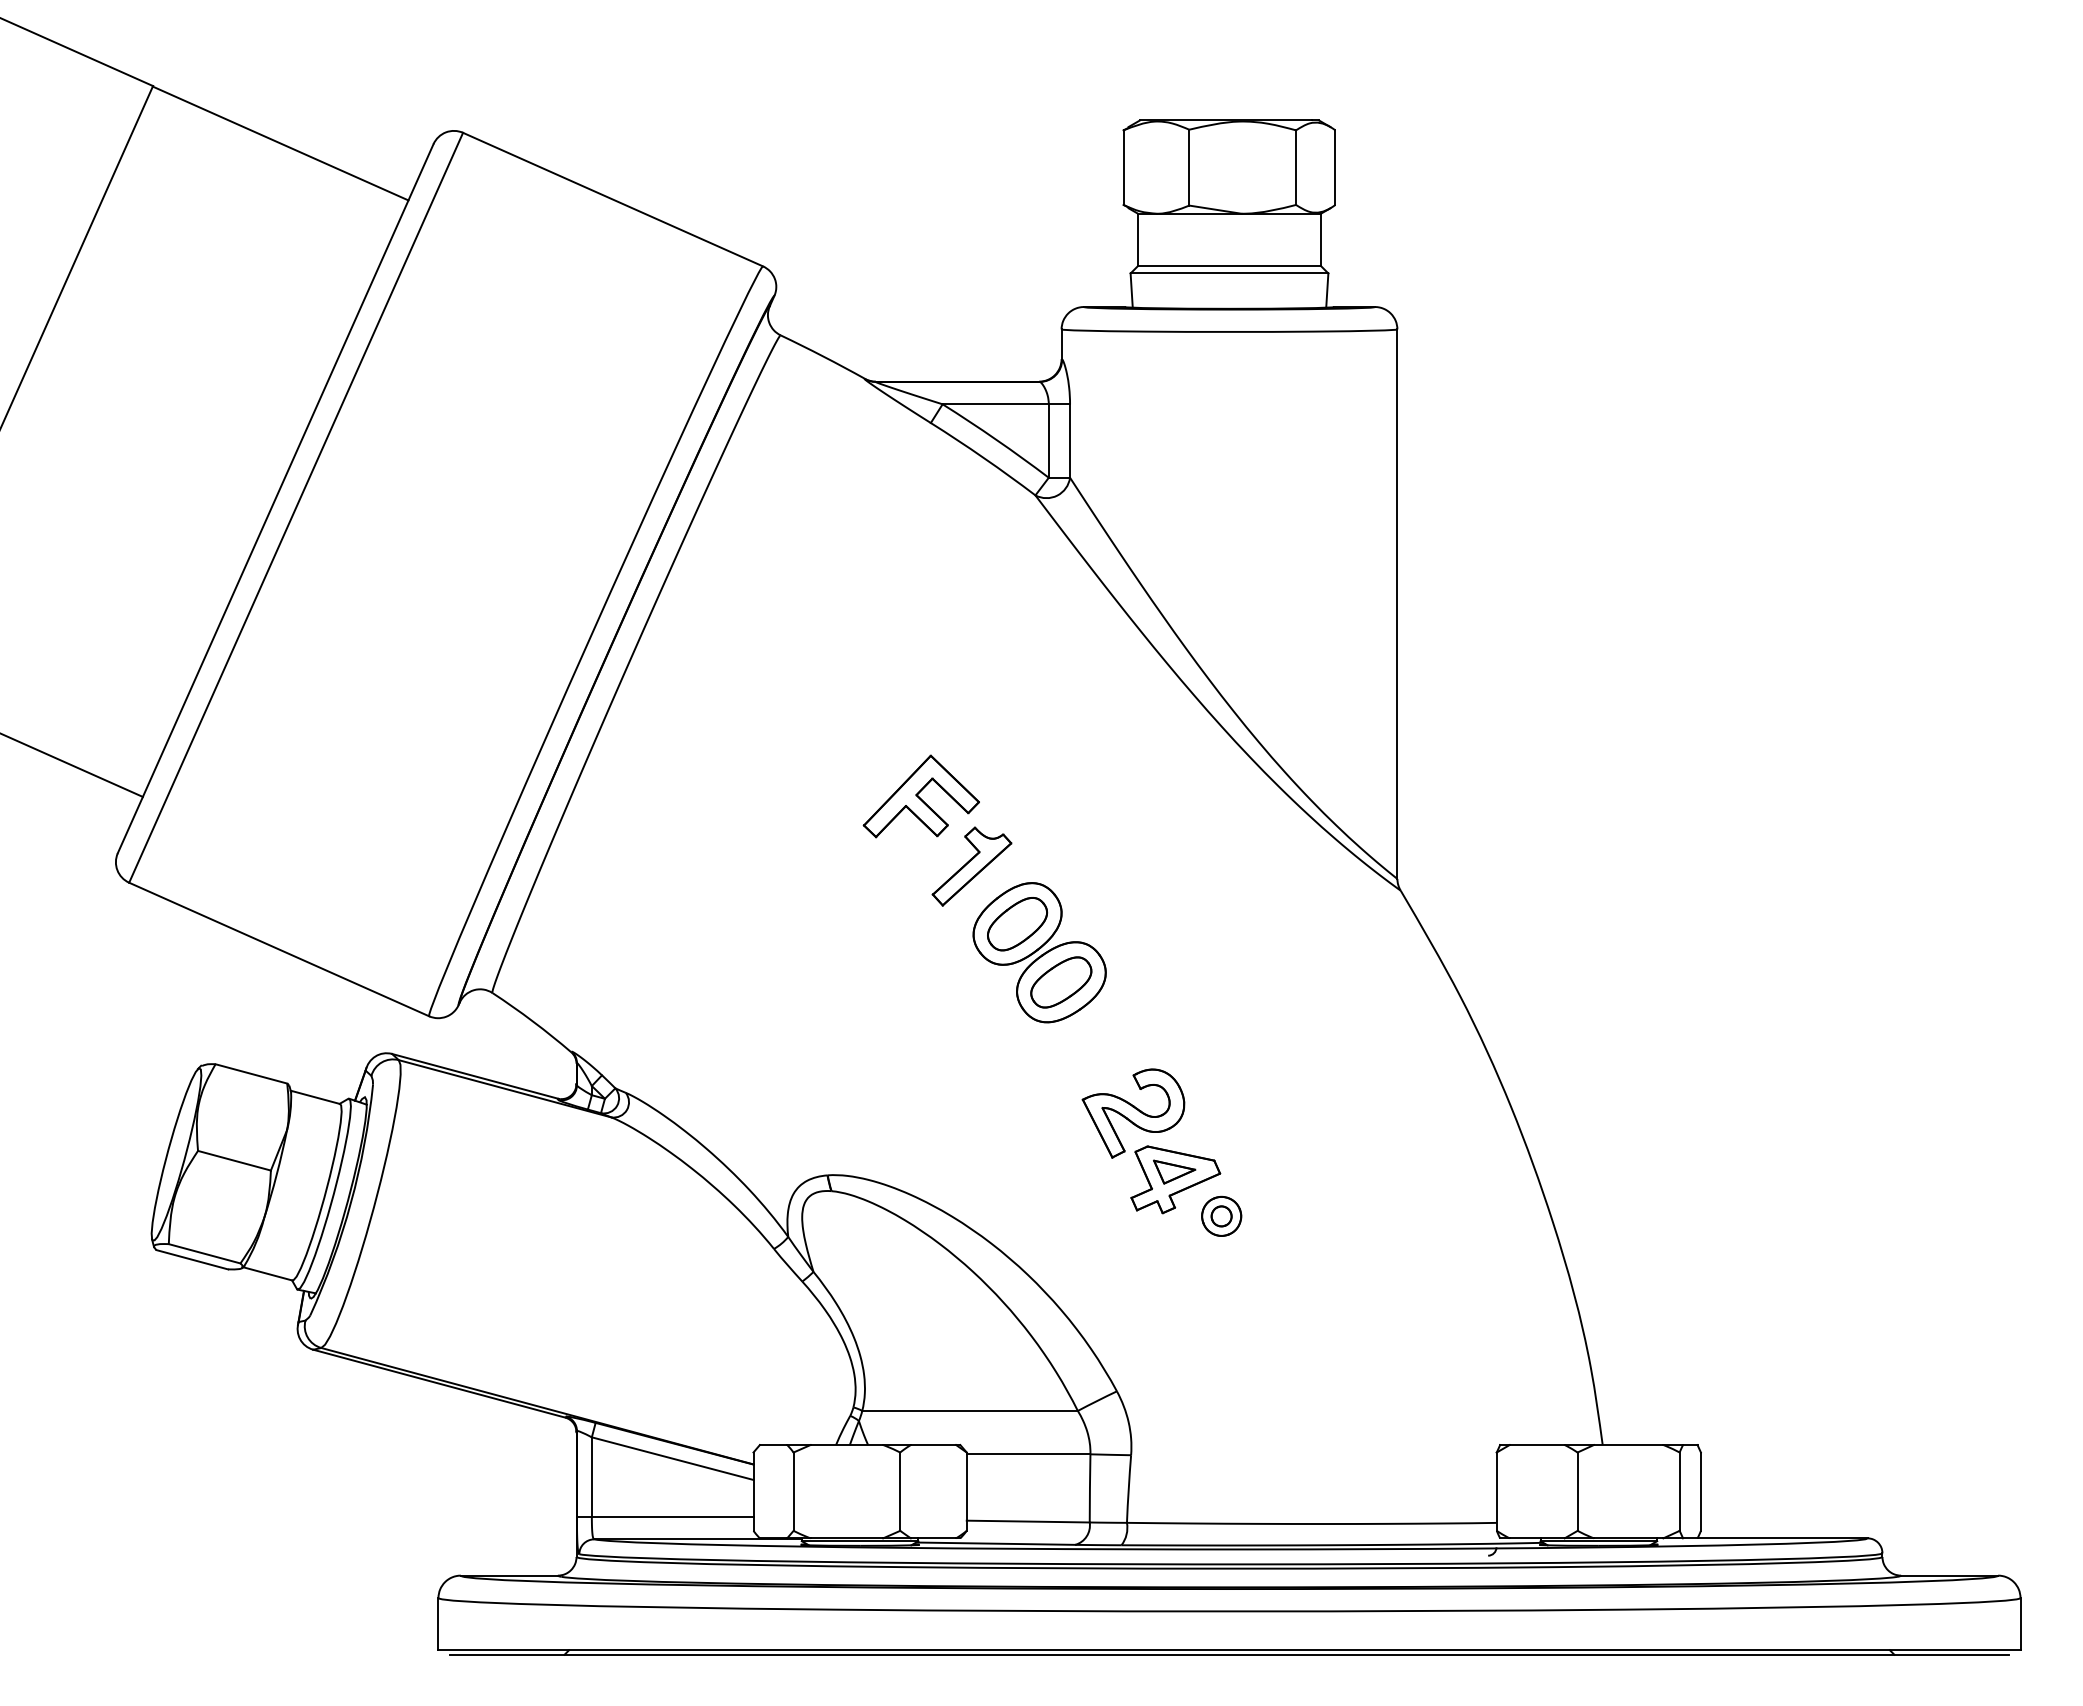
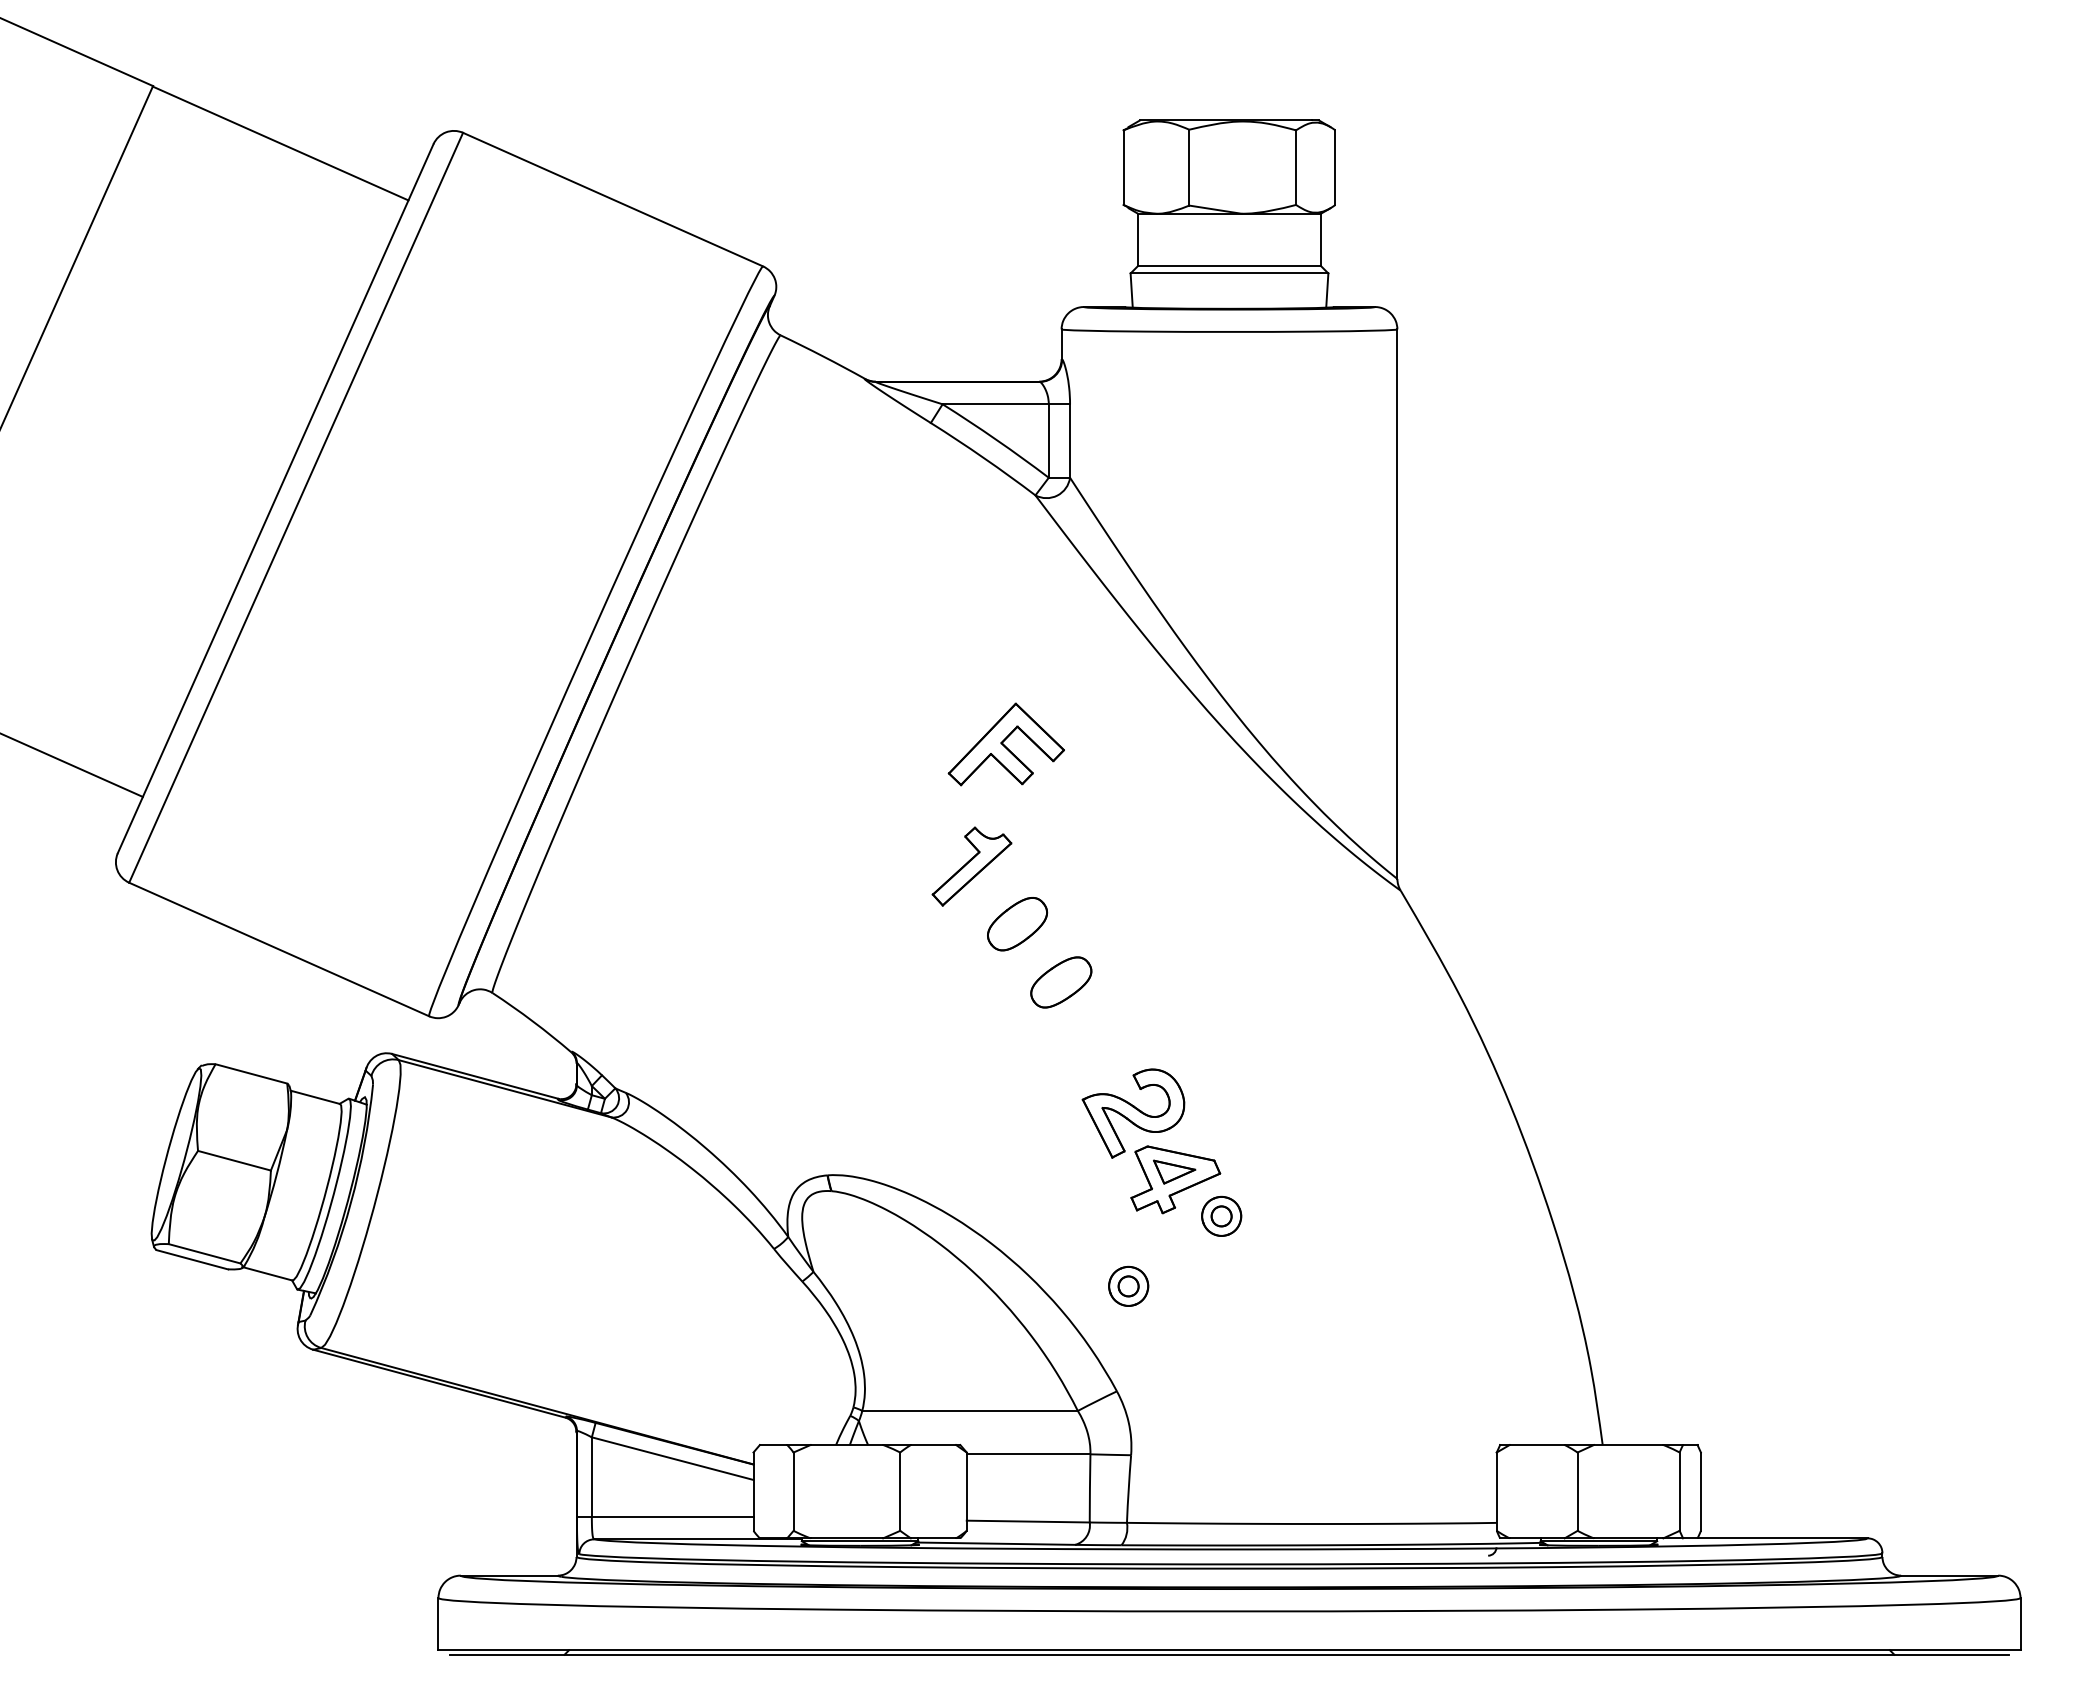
part position: (920, 796) -> (1005, 744) (1005, 744)
part: present -> none (1039, 952)
part: none -> present (1128, 1285)
